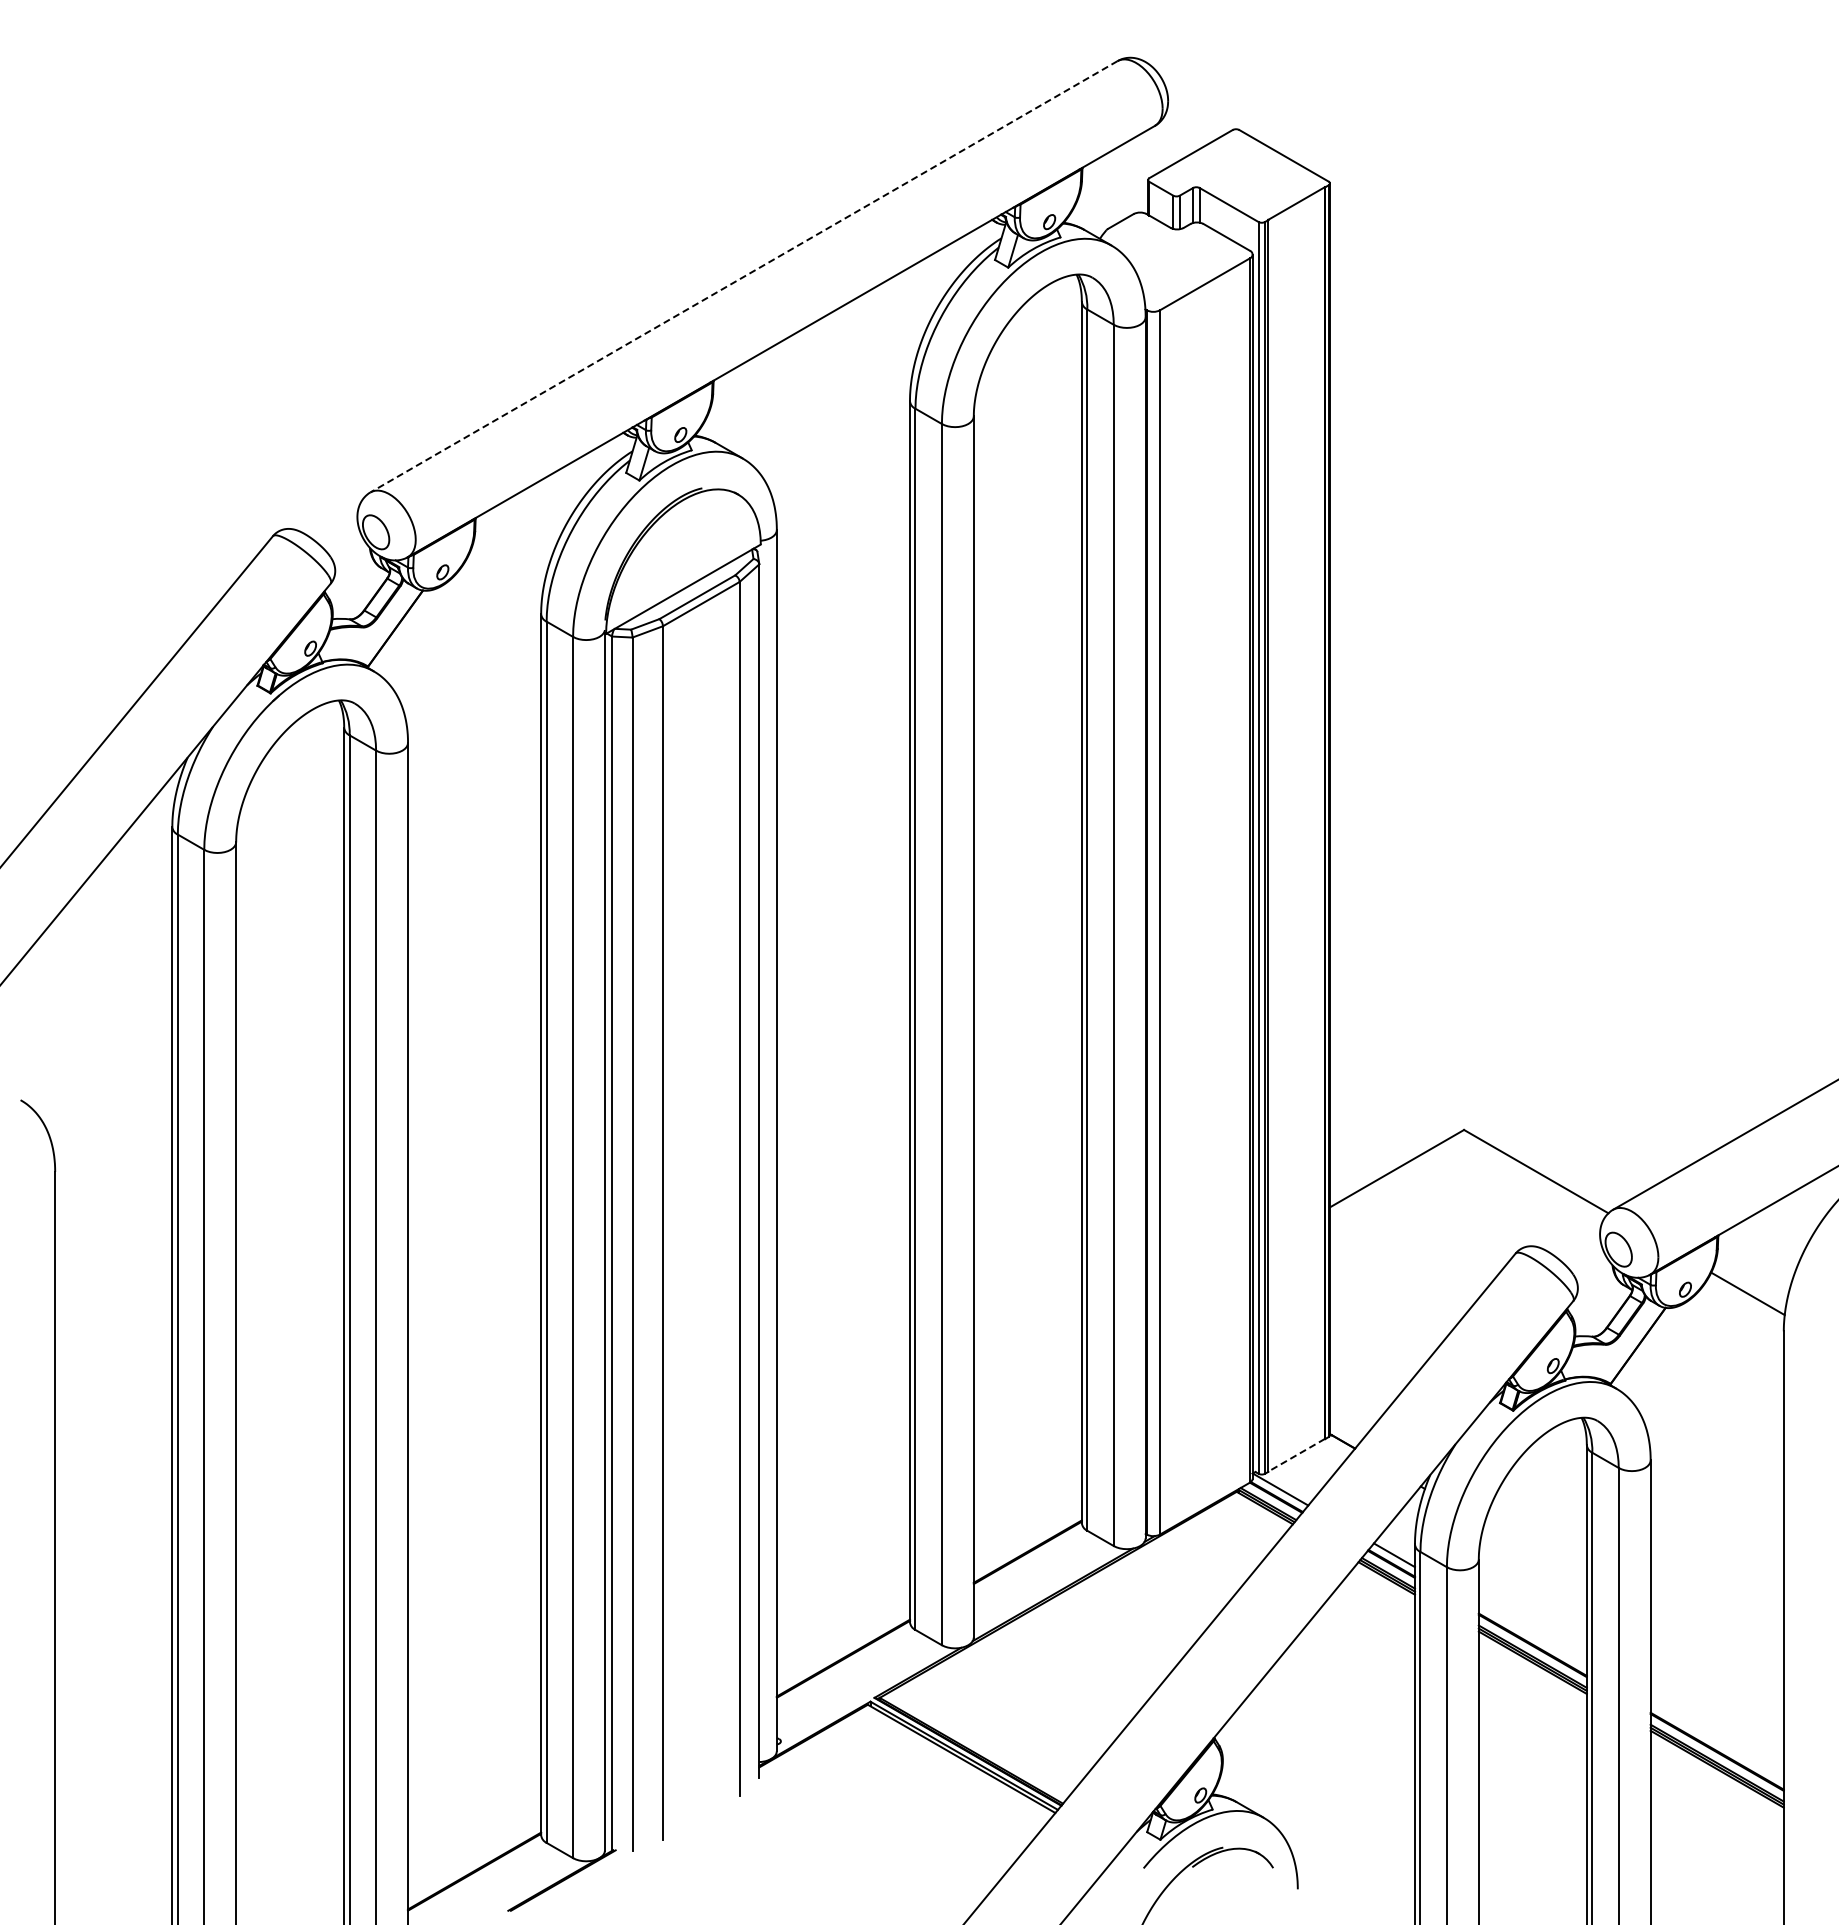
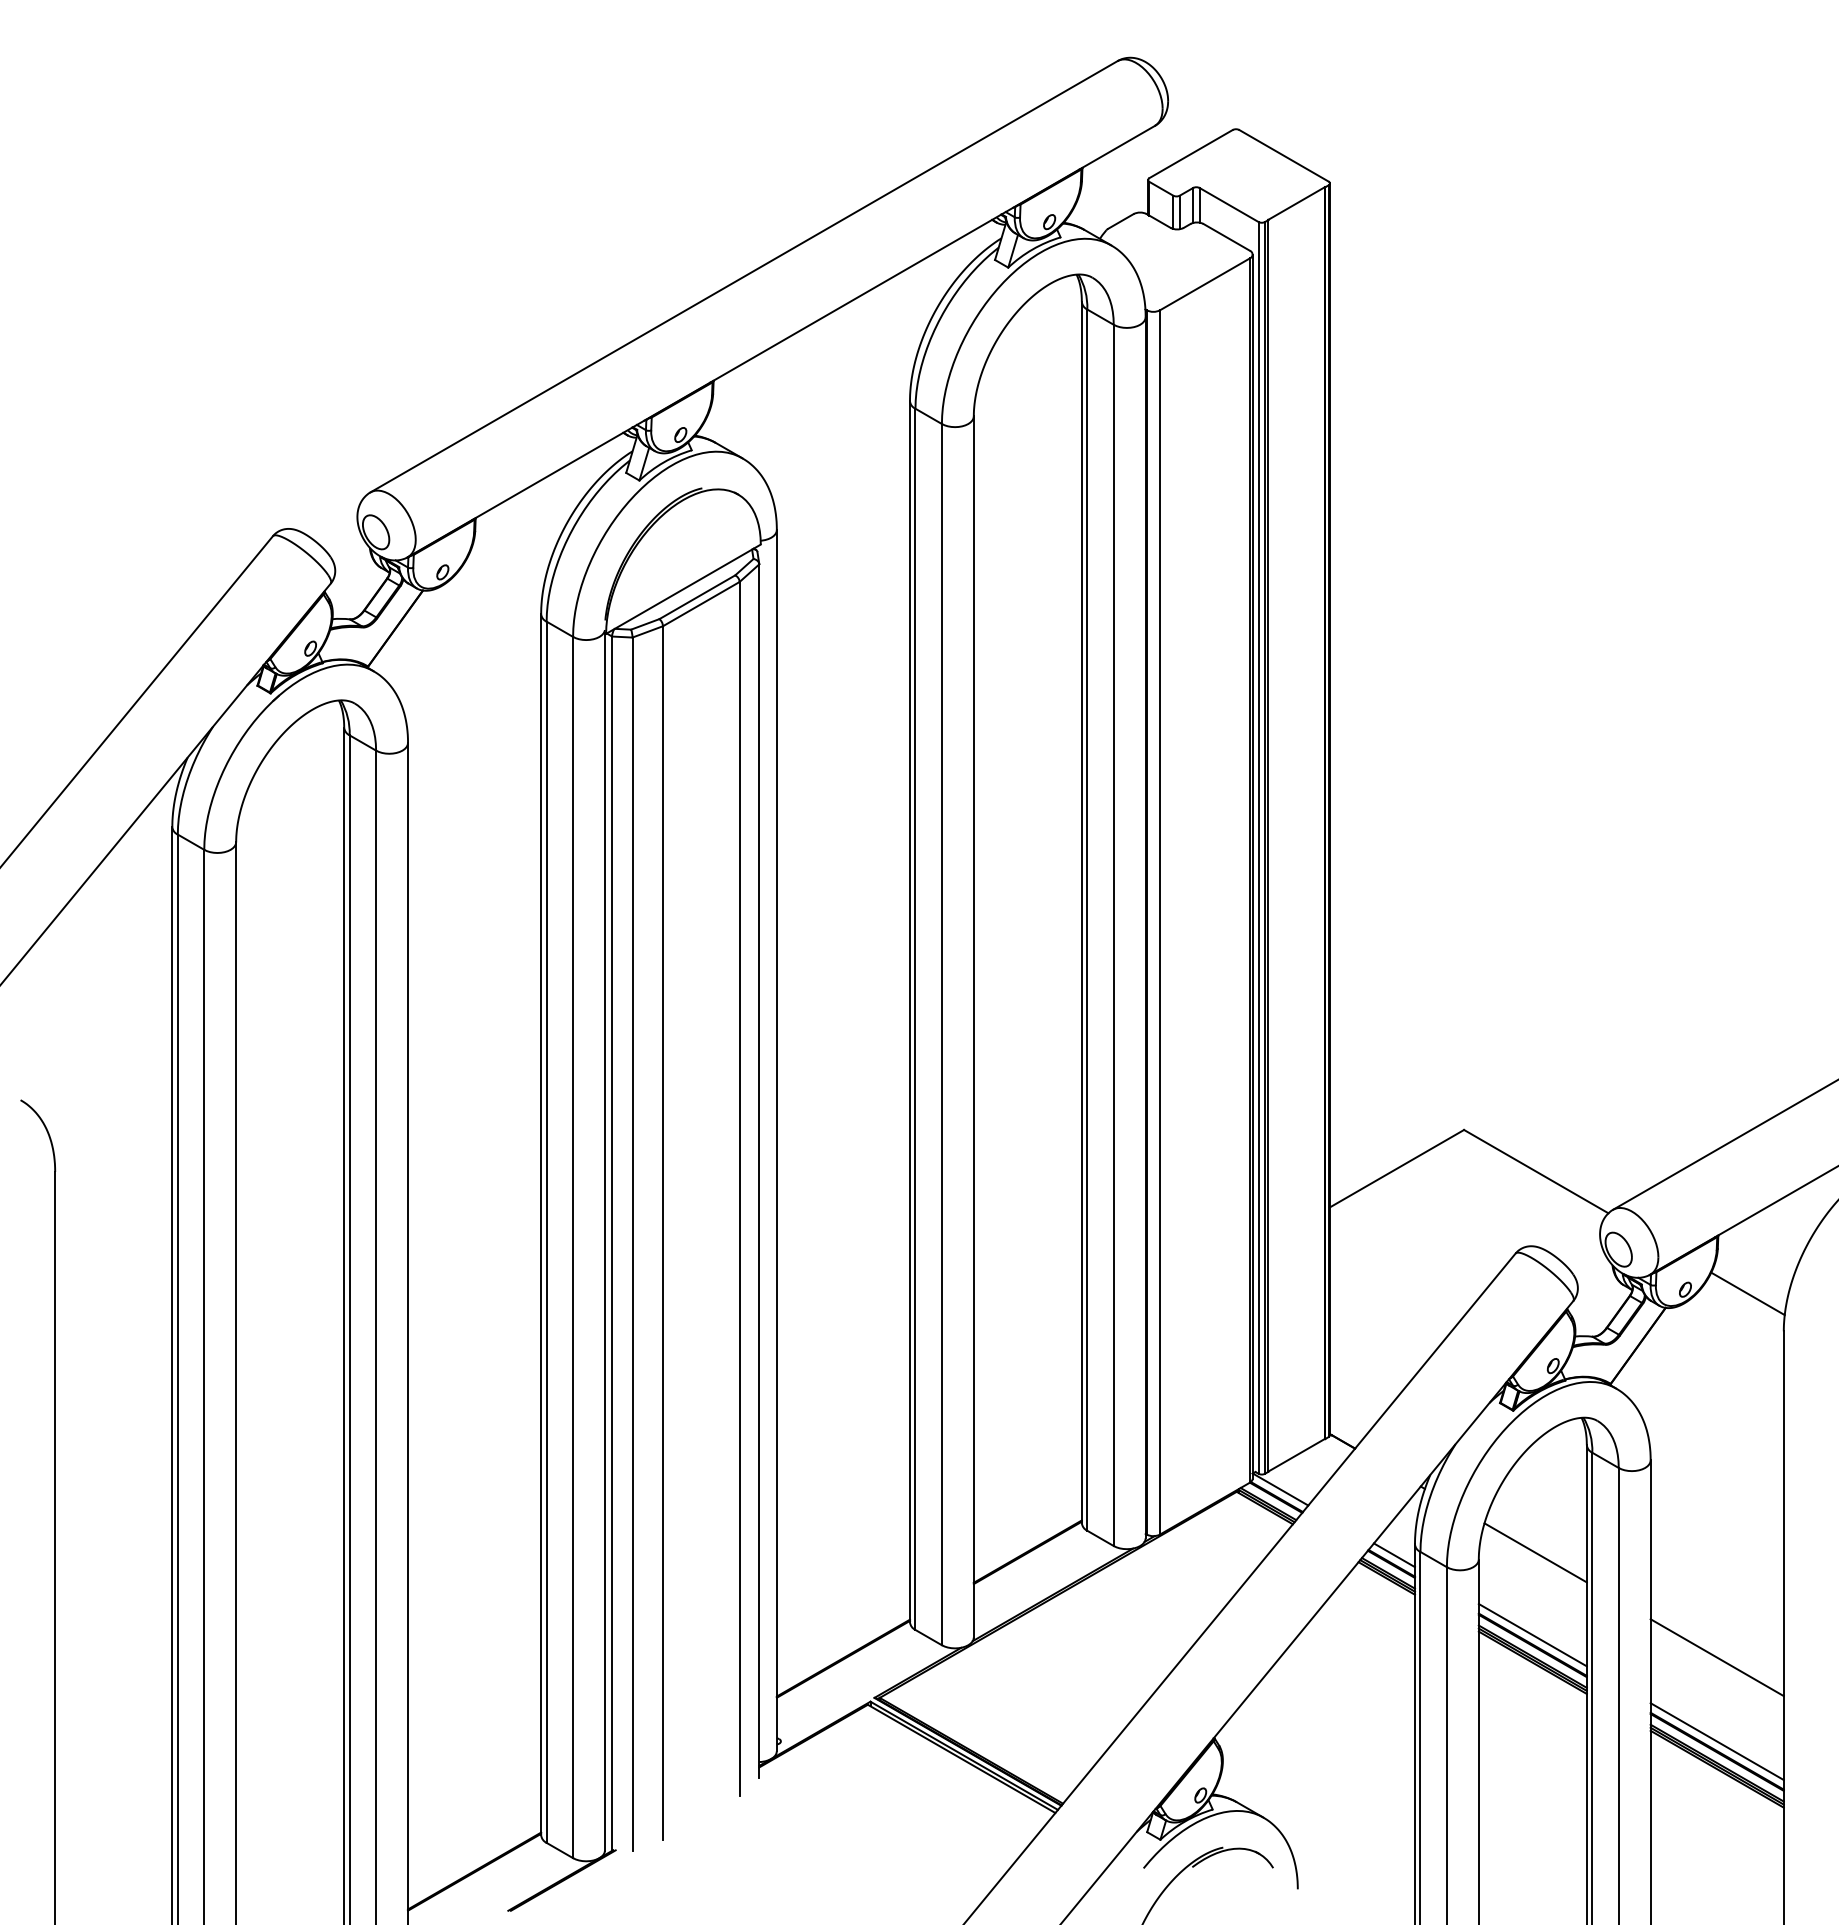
line: dashed -> solid (743, 276)
line: dashed -> solid (1296, 1455)
line: none -> present (1535, 1552)
line: none -> present (1532, 1634)
line: none -> present (1716, 1657)
line: none -> present (1716, 1741)
